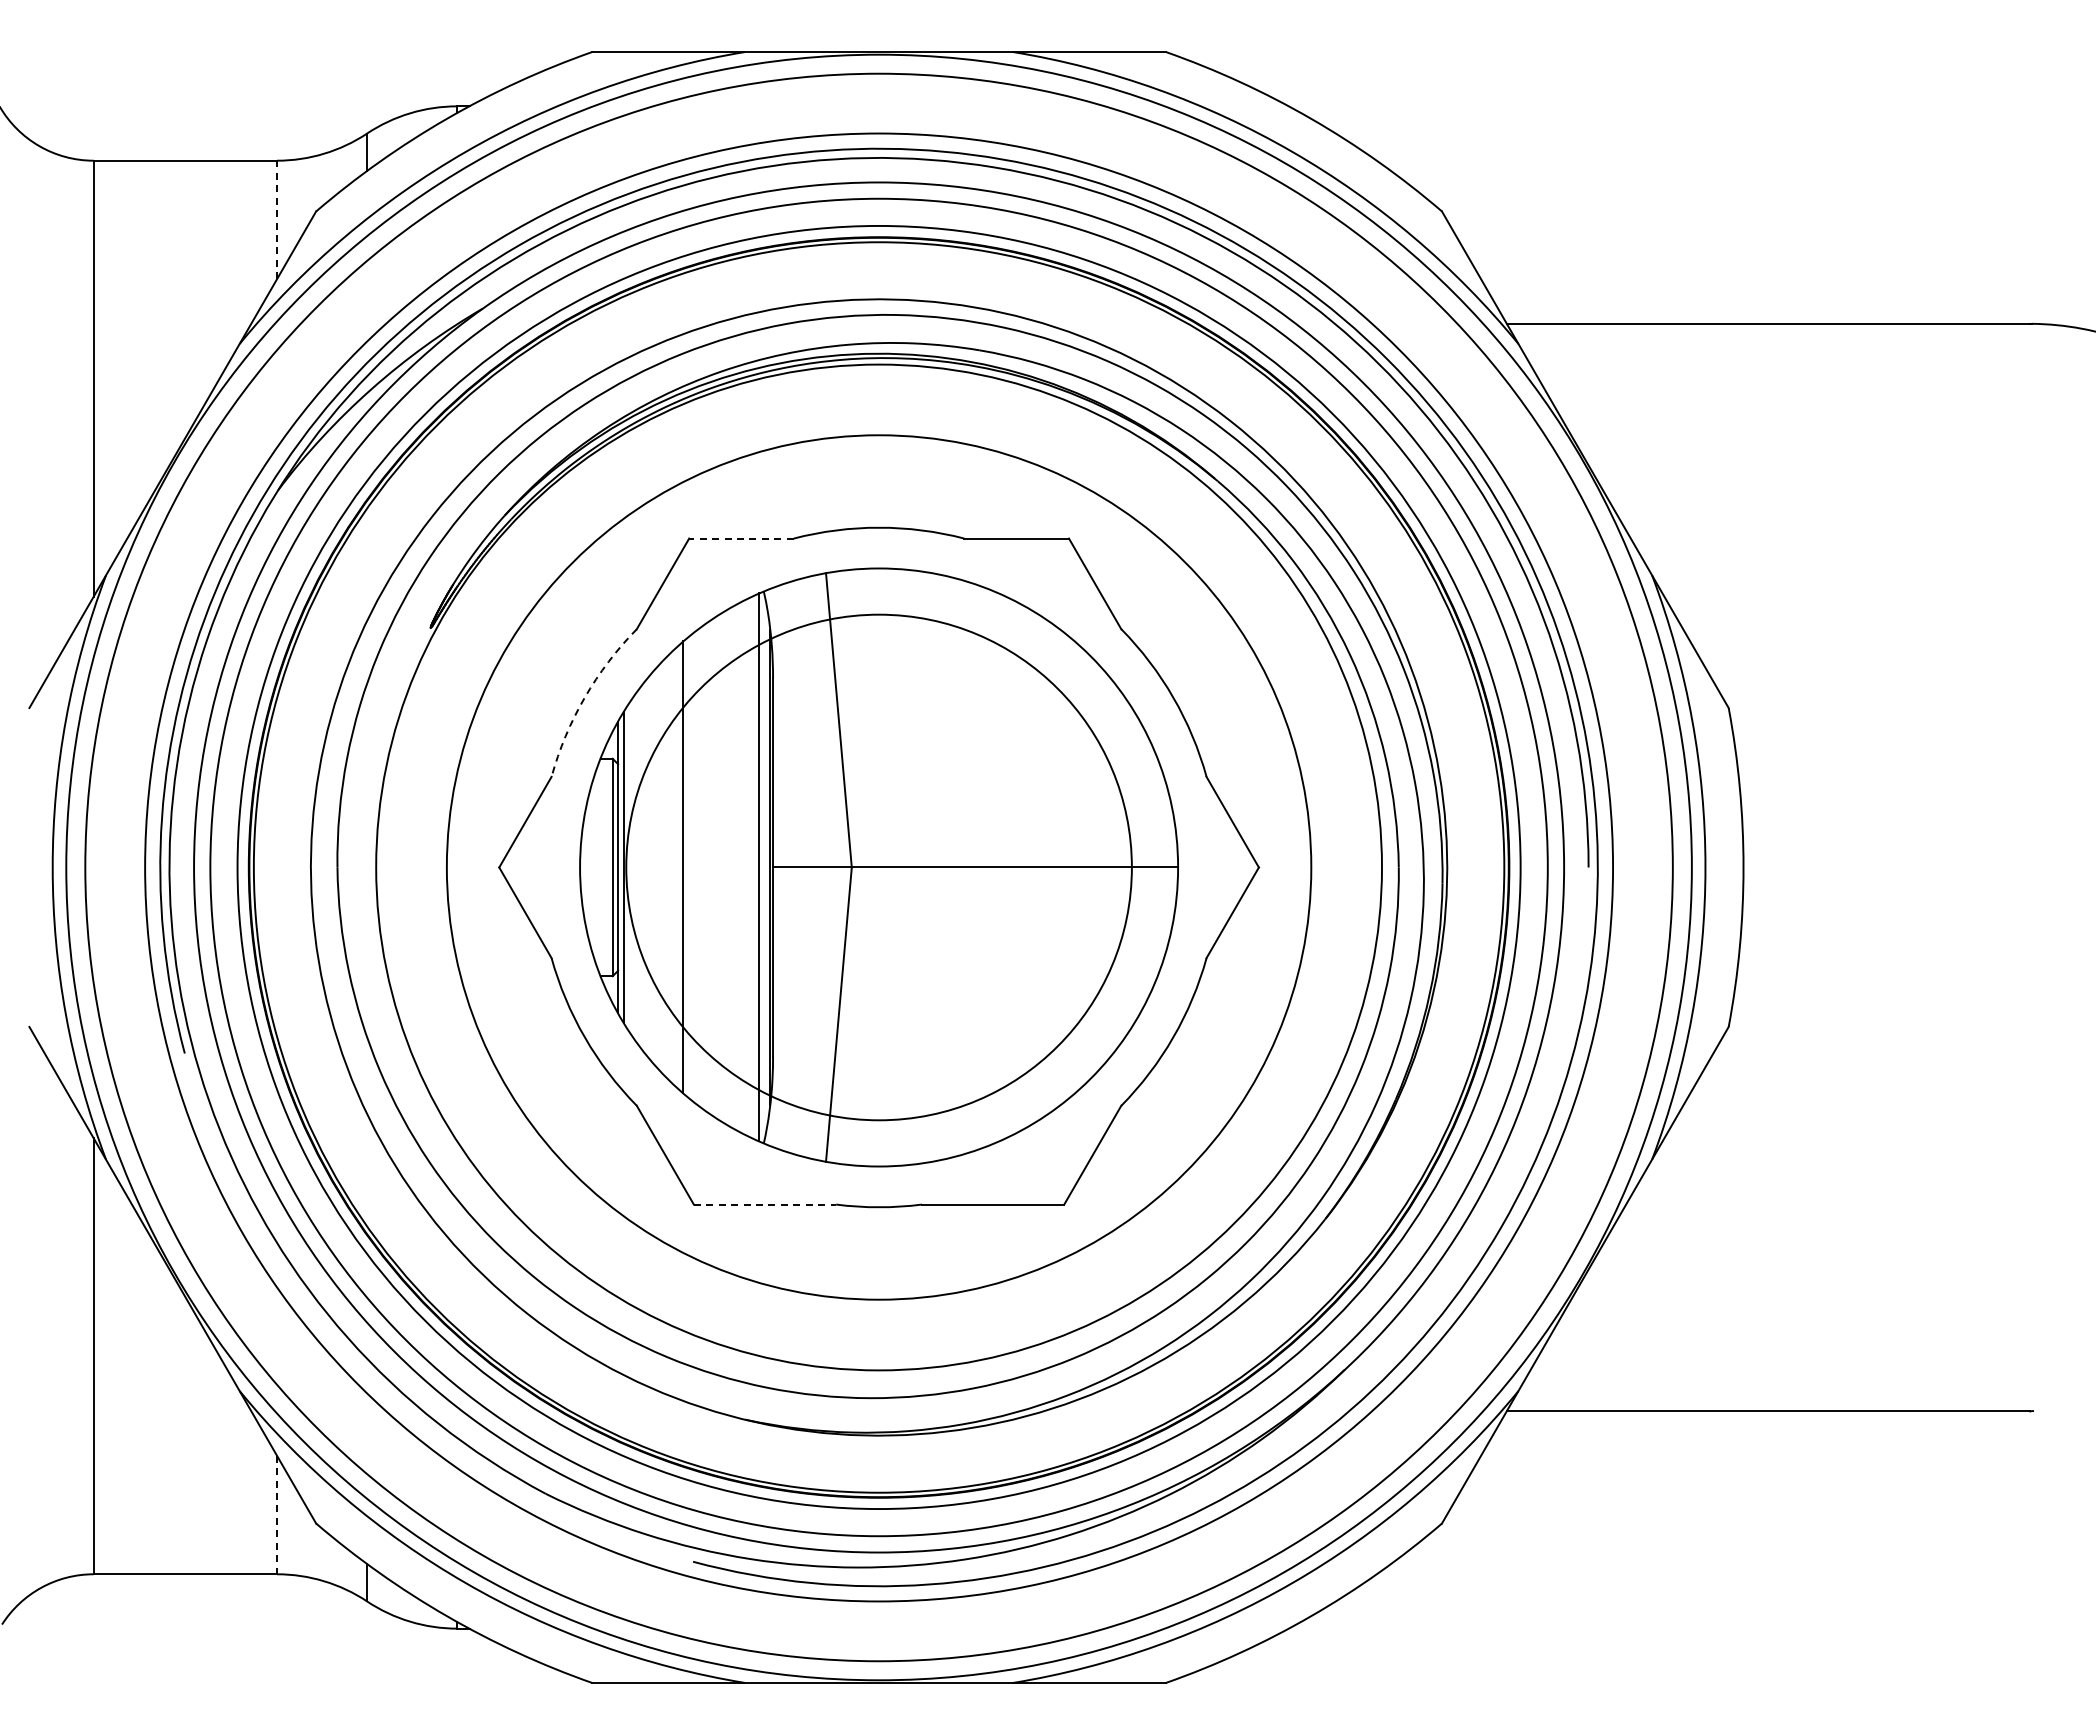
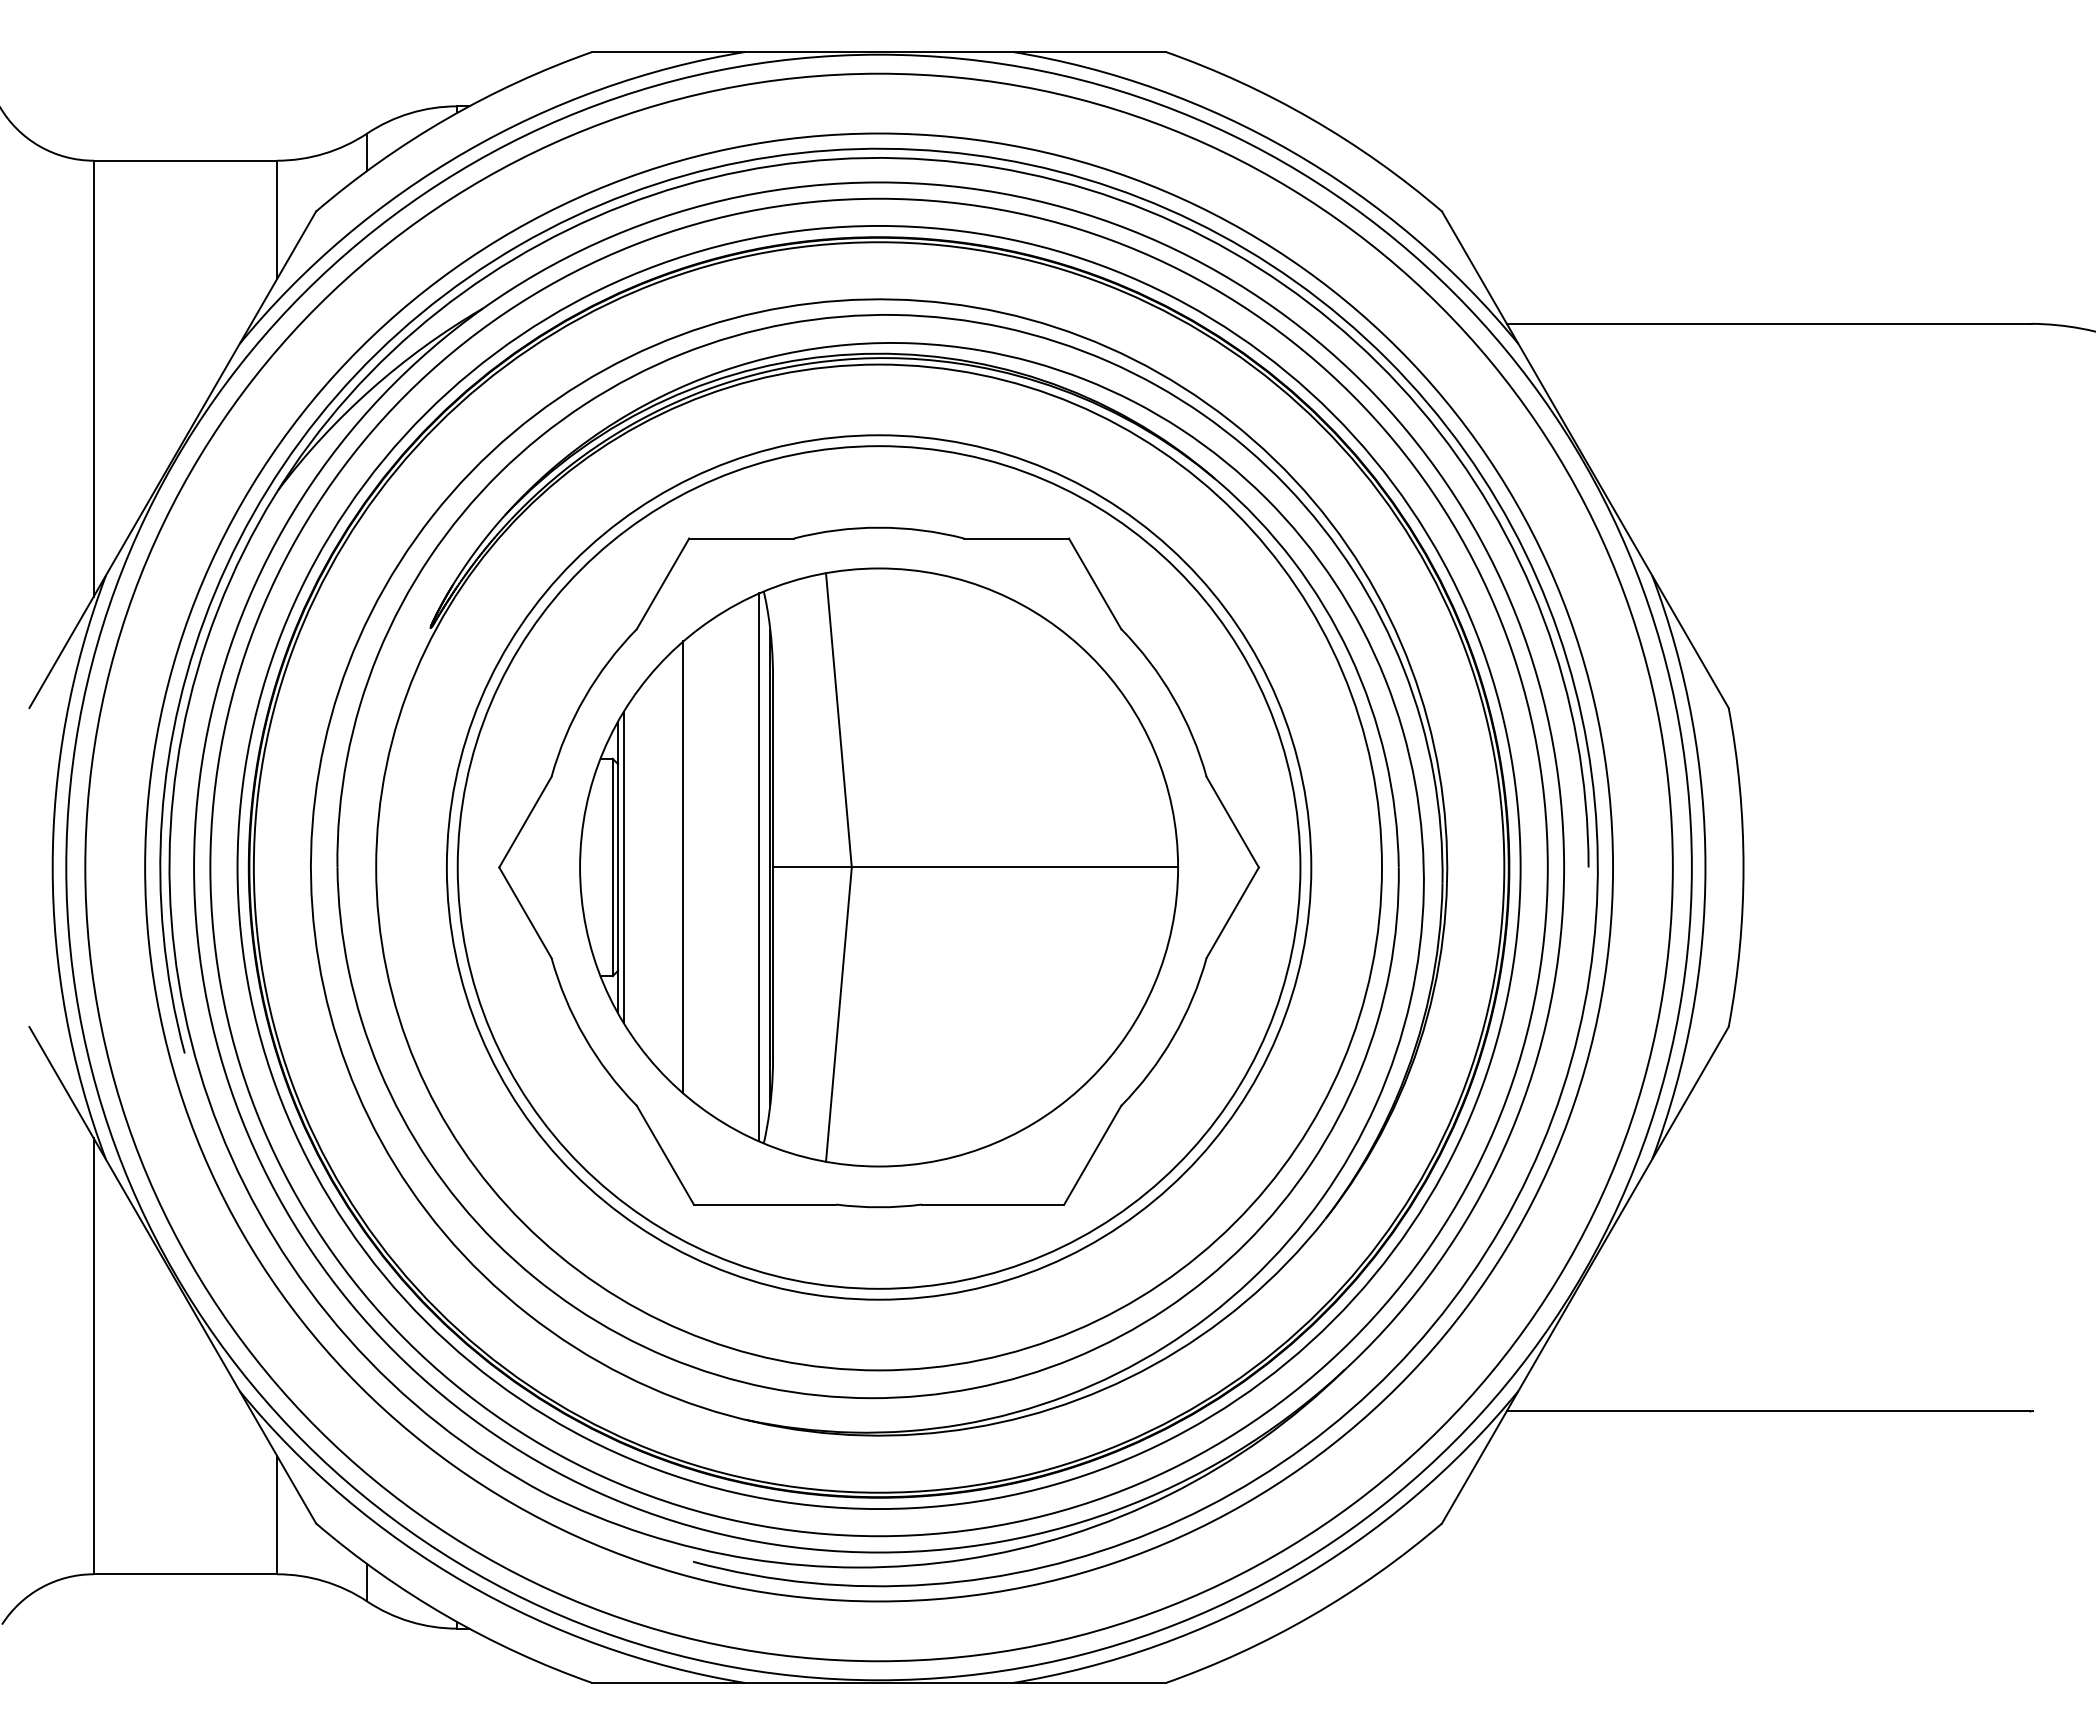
line: dashed -> solid (277, 219)
line: dashed -> solid (740, 538)
arc: dashed -> solid (584, 697)
circle diameter: 506 px -> 843 px (878, 867)
line: dashed -> solid (765, 1204)
line: dashed -> solid (277, 1515)
